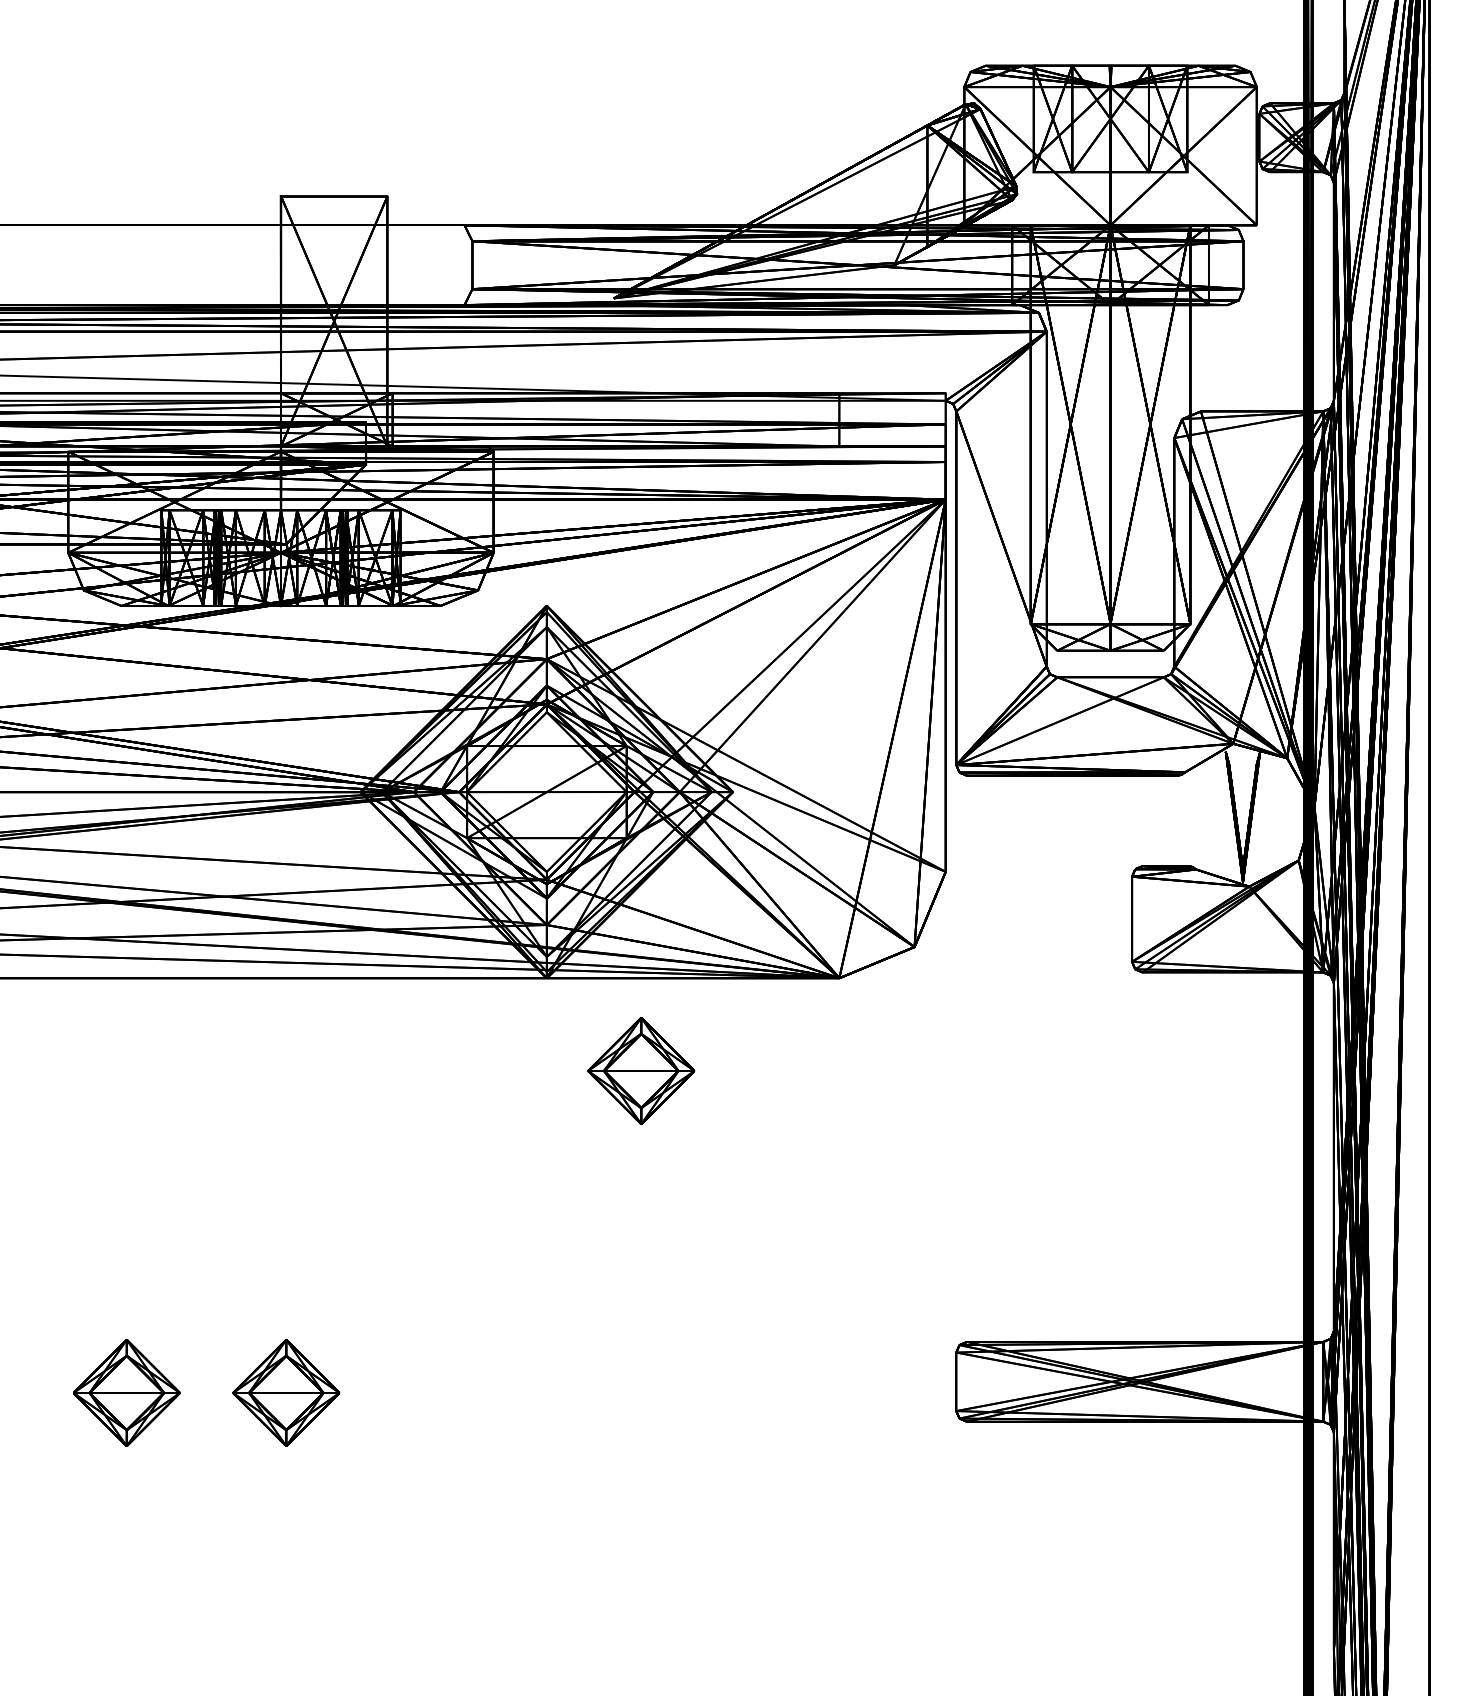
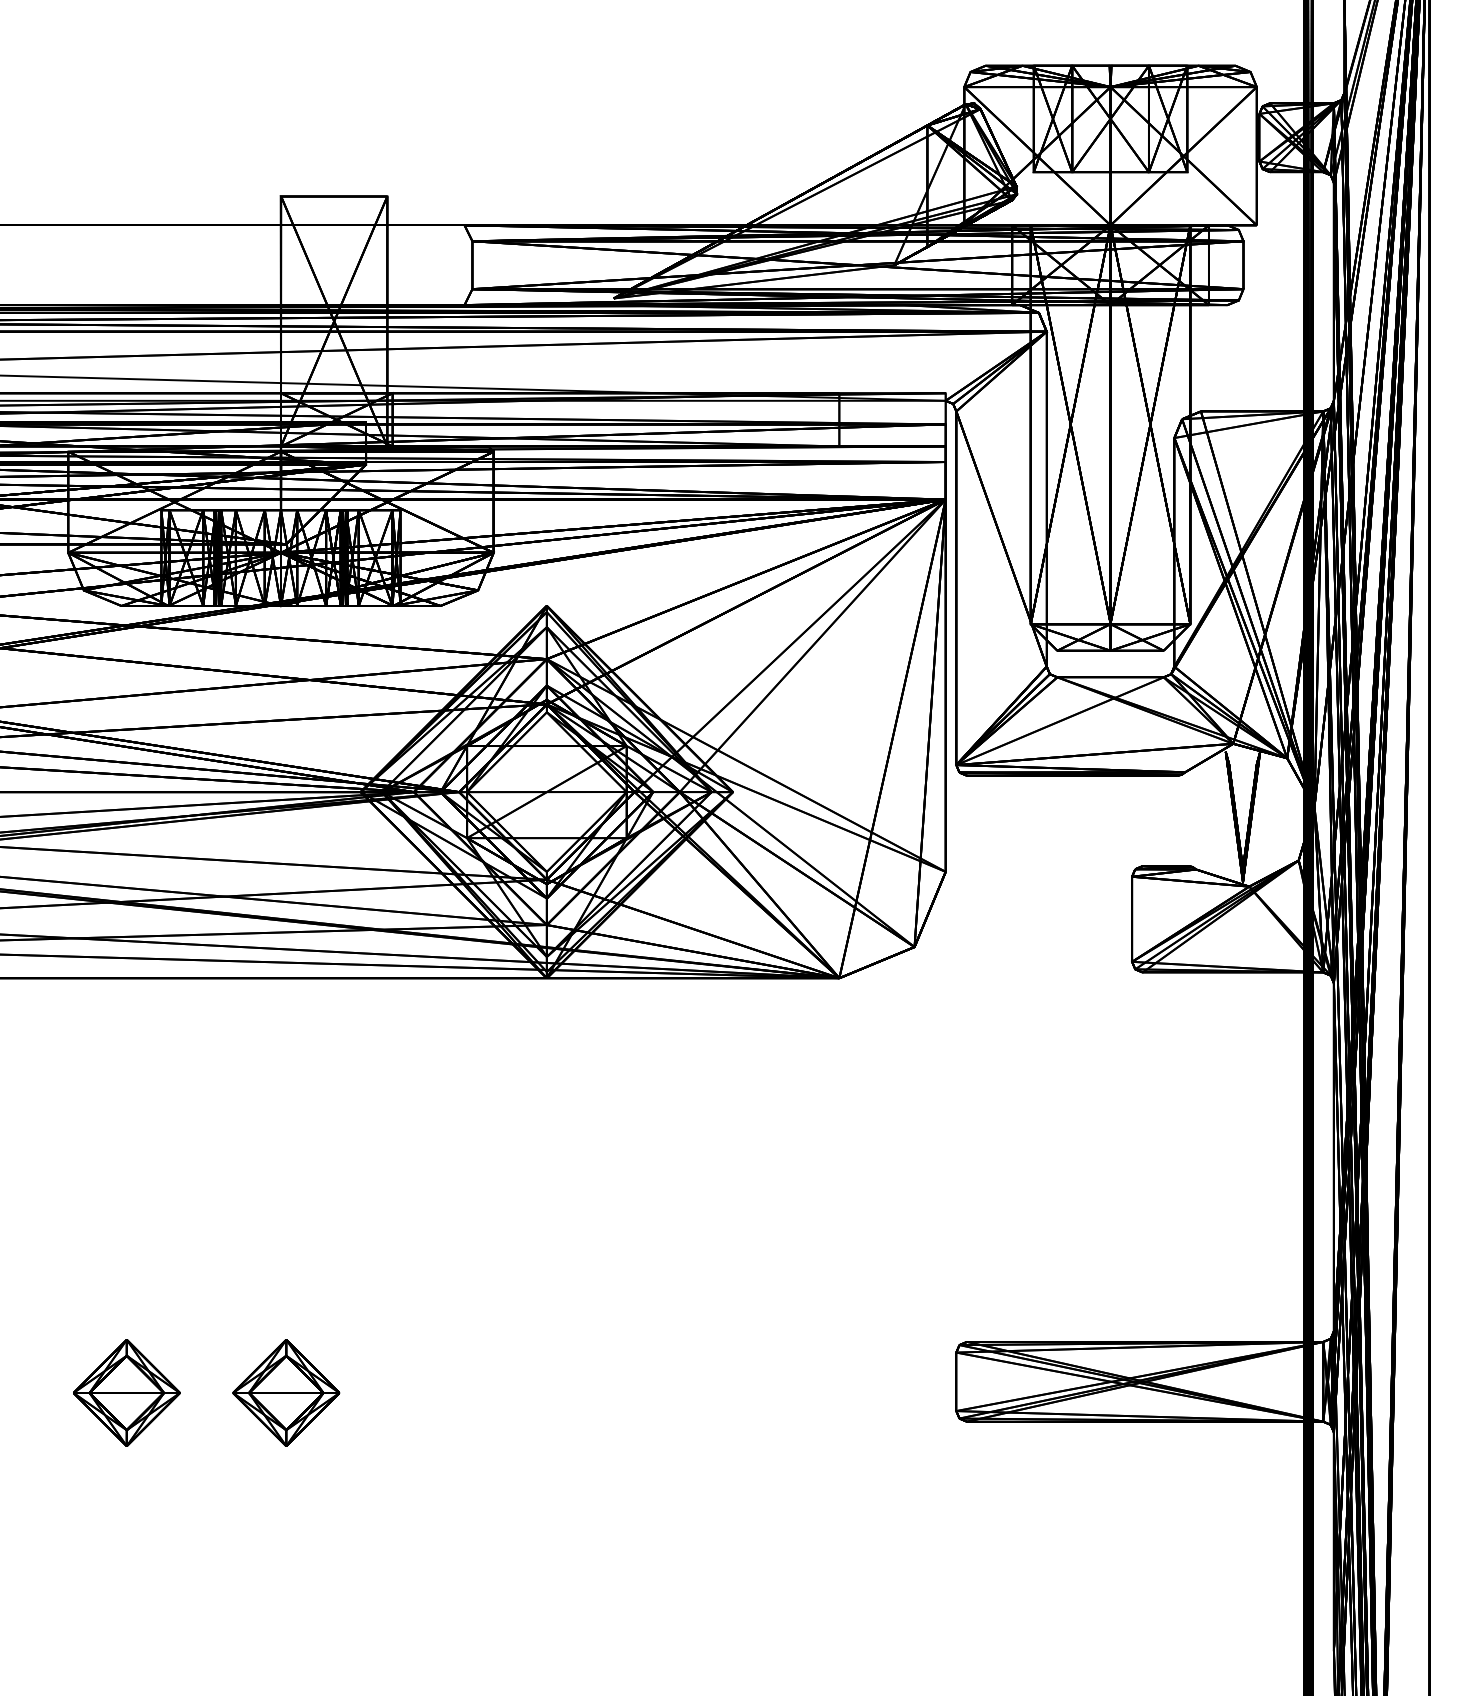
part: present -> none (641, 1070)
